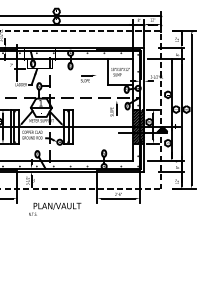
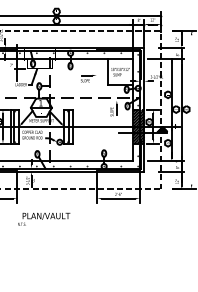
line: present -> none (191, 109)
text position: (55, 208) -> (44, 218) (44, 218)
